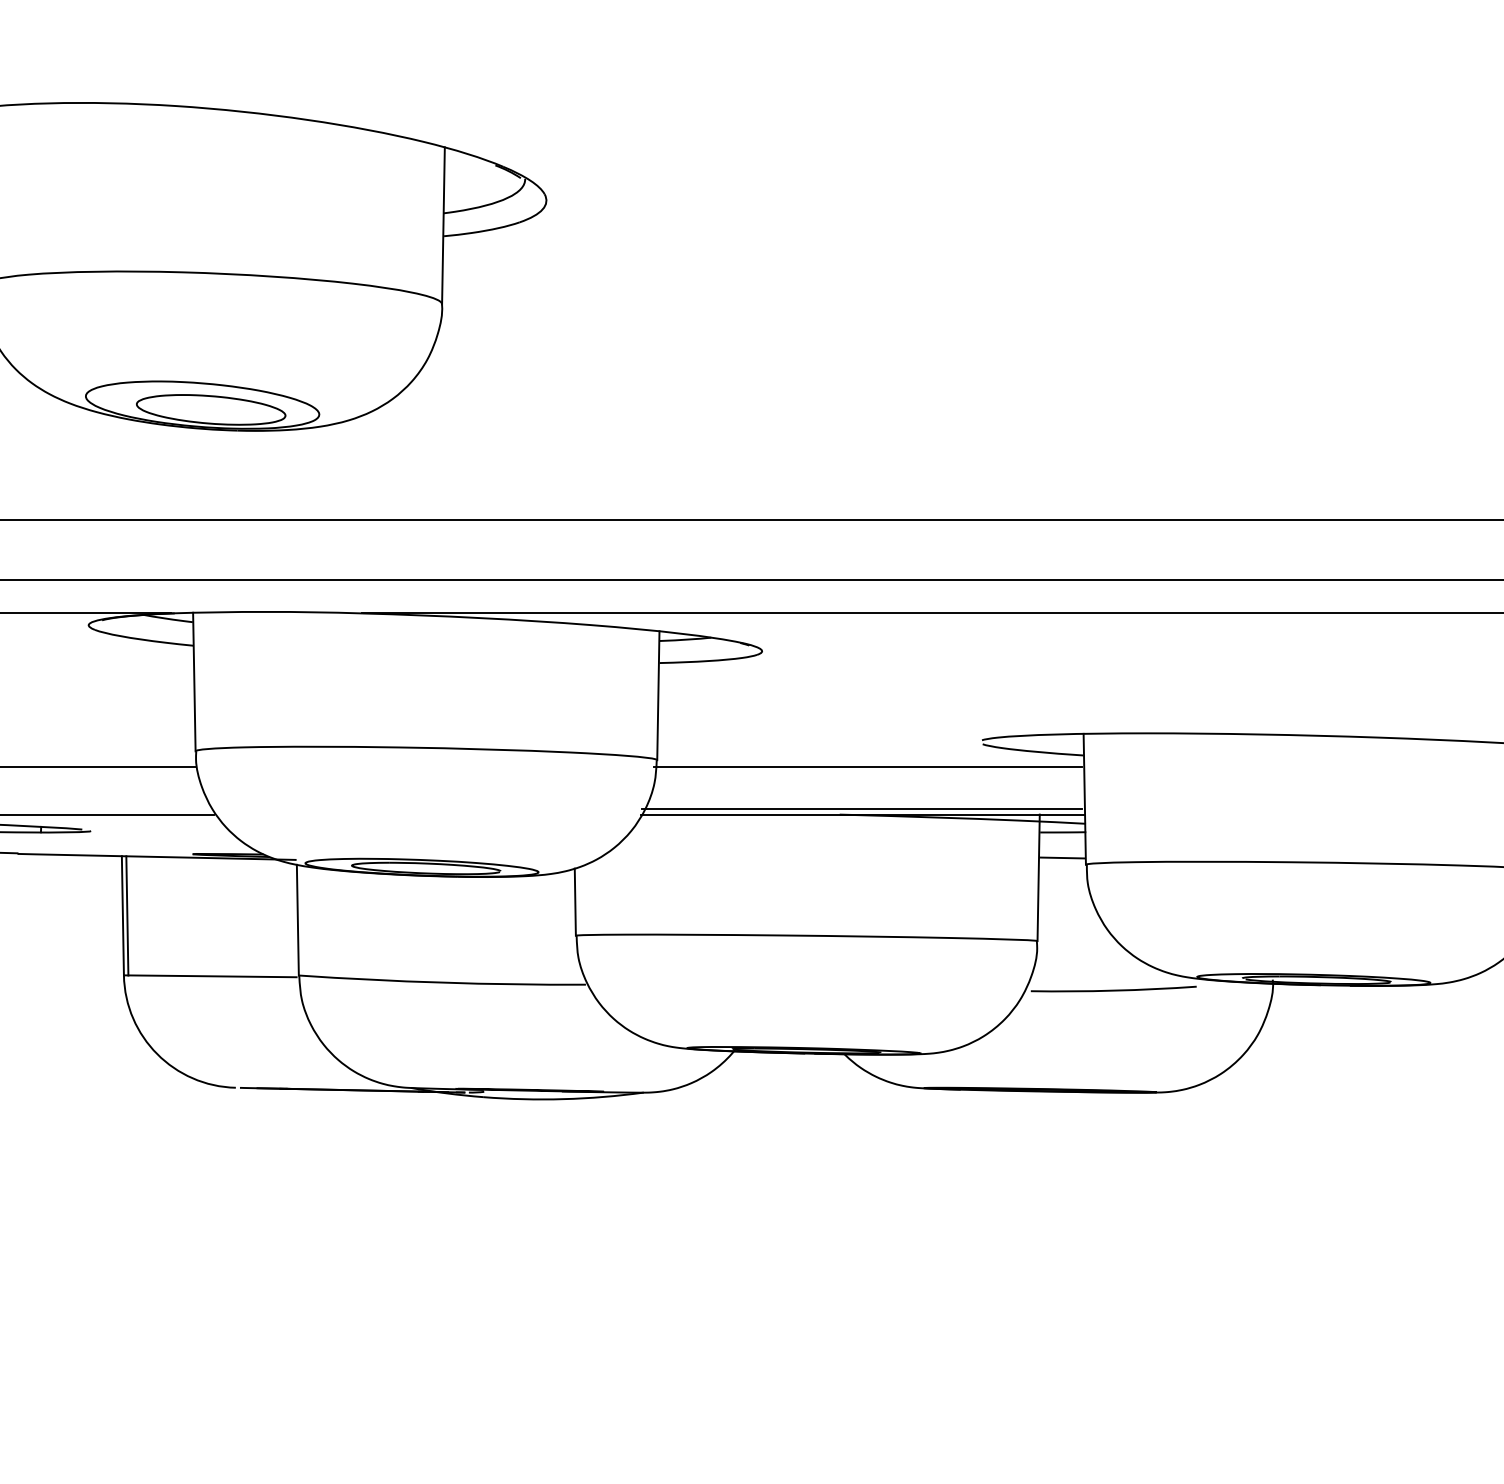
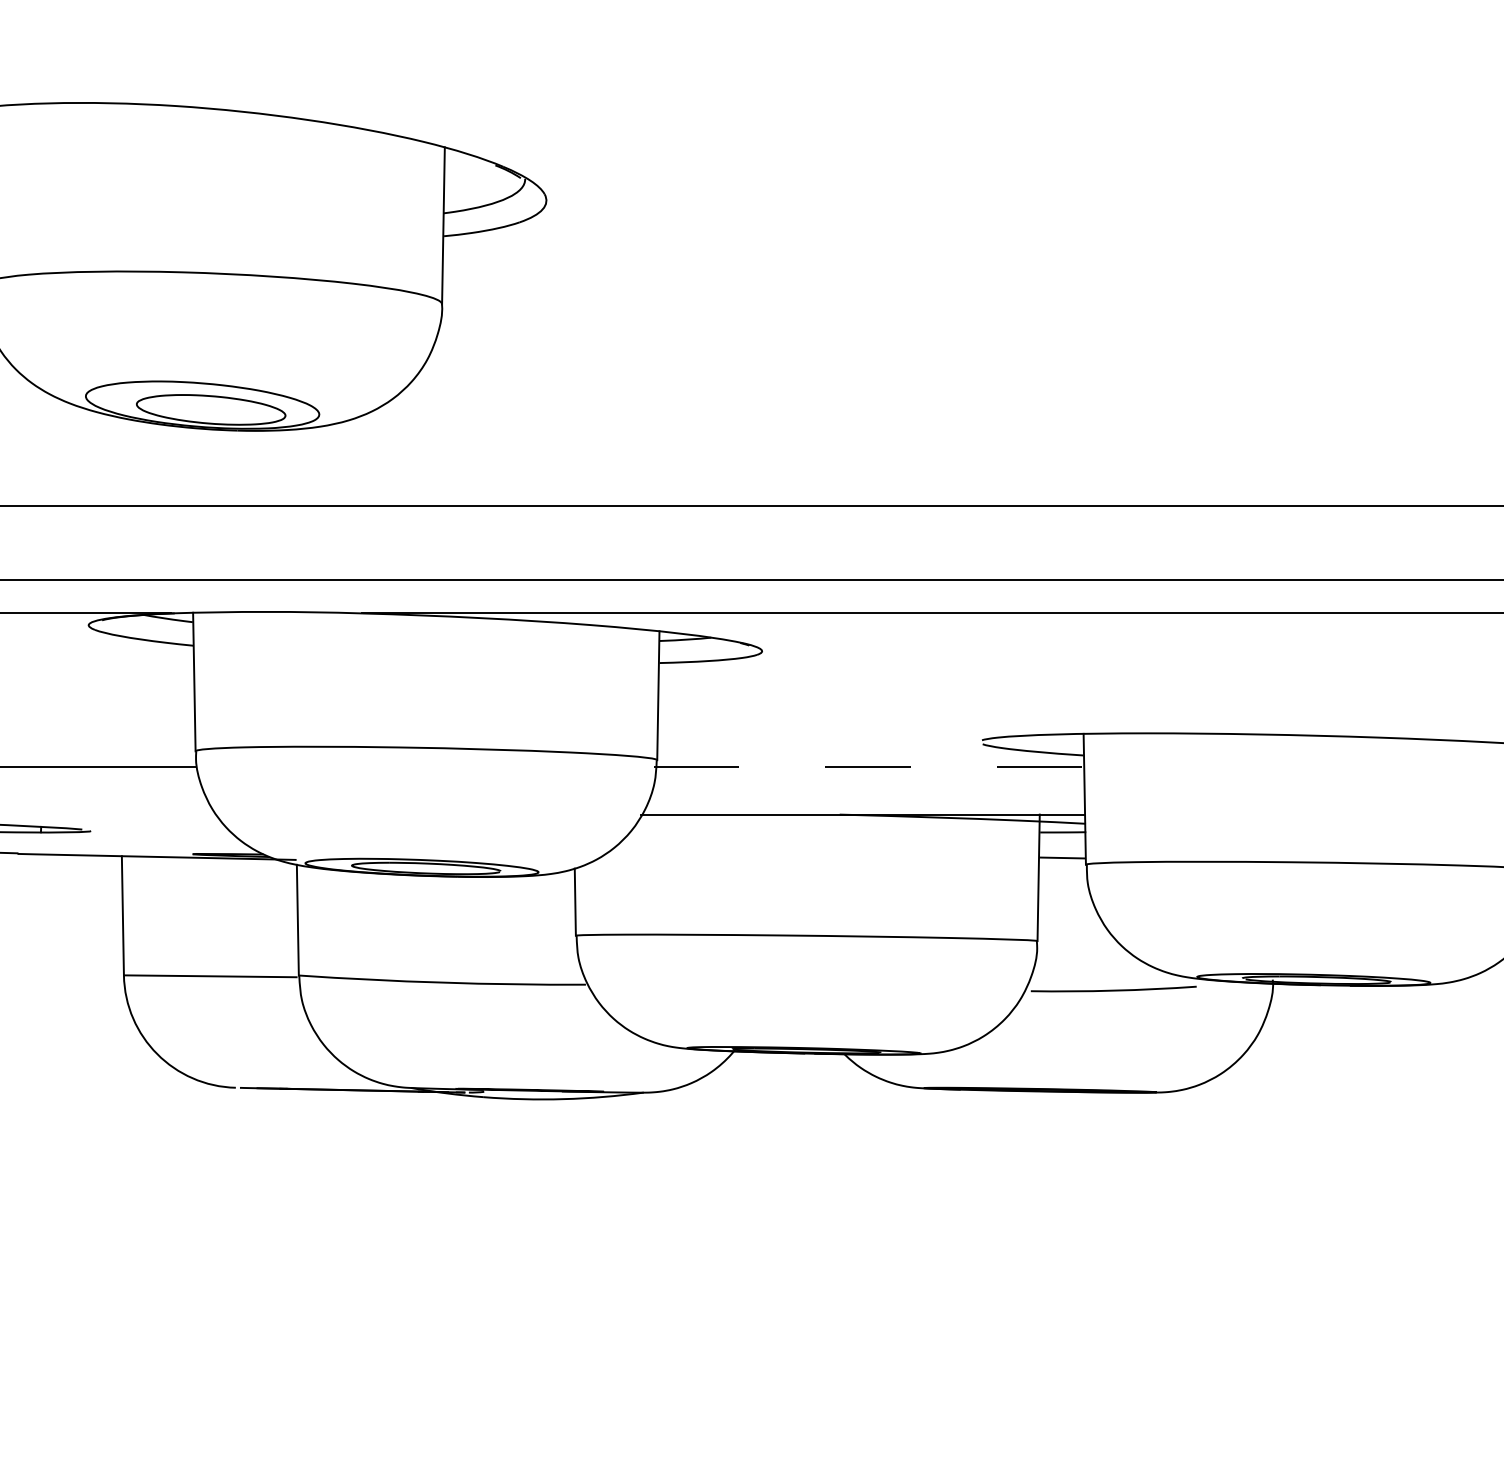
line position: (751, 519) -> (751, 505) (751, 505)
line: solid -> dashed (867, 766)
line: present -> none (862, 809)
line: present -> none (108, 814)
line: present -> none (127, 915)
